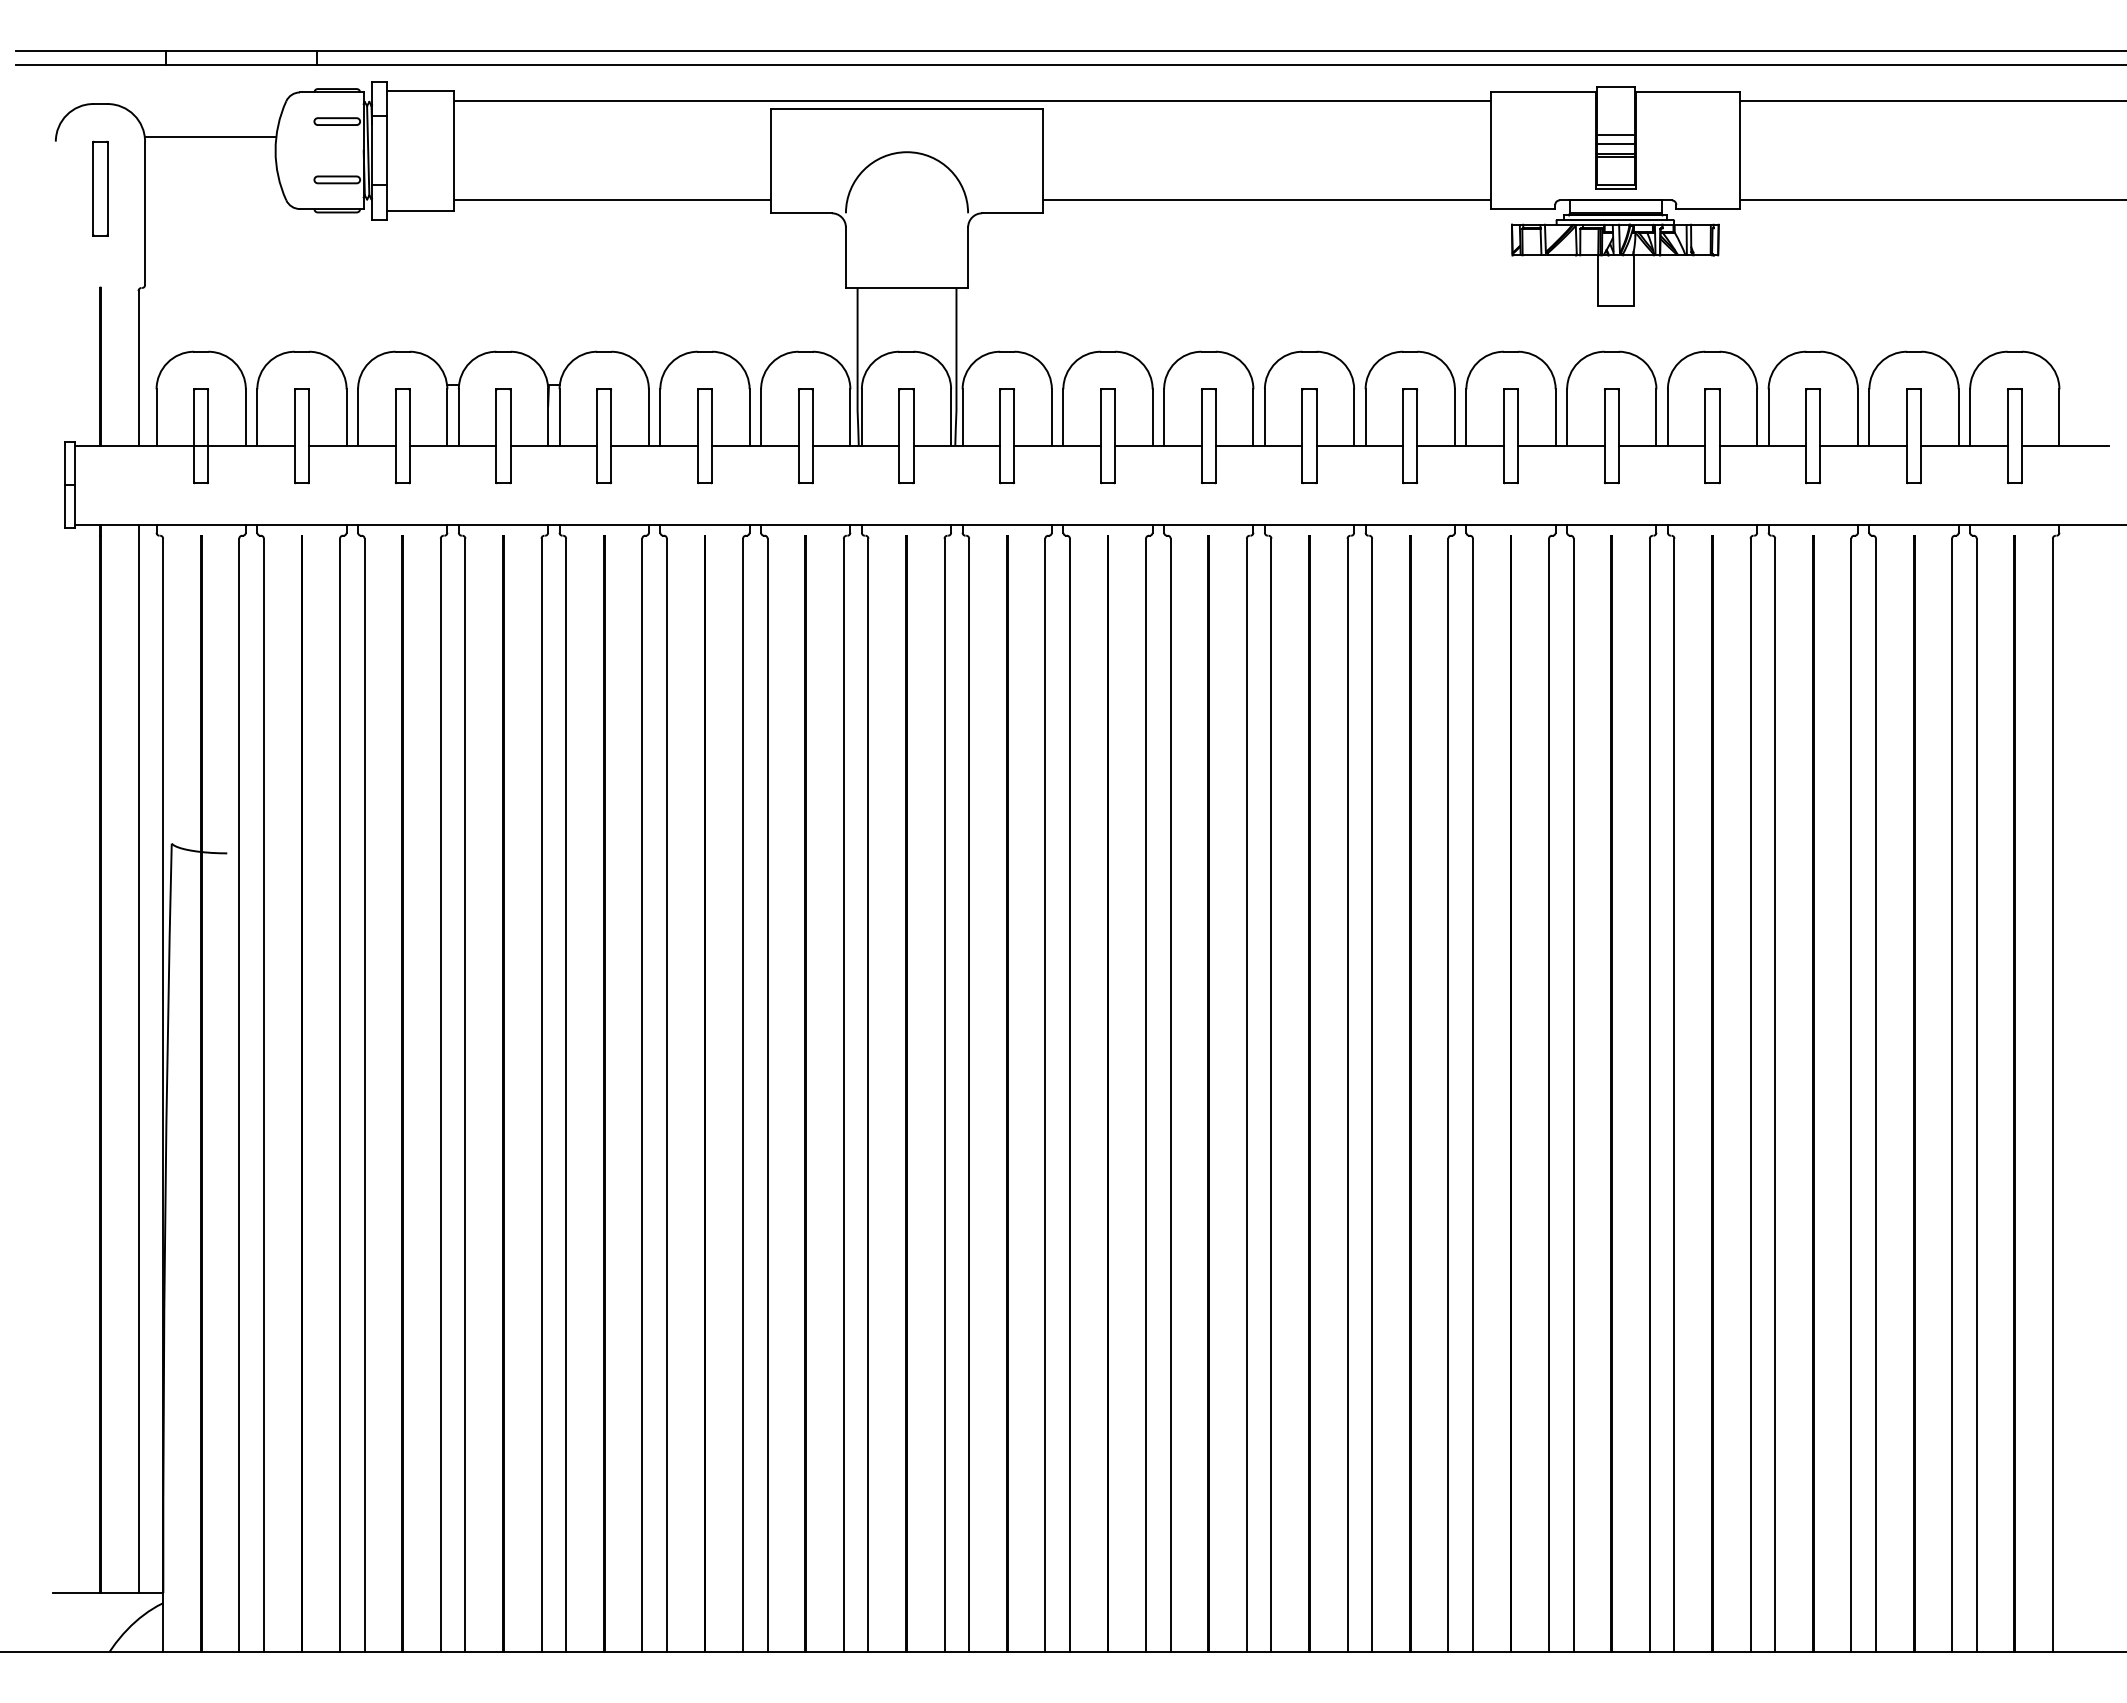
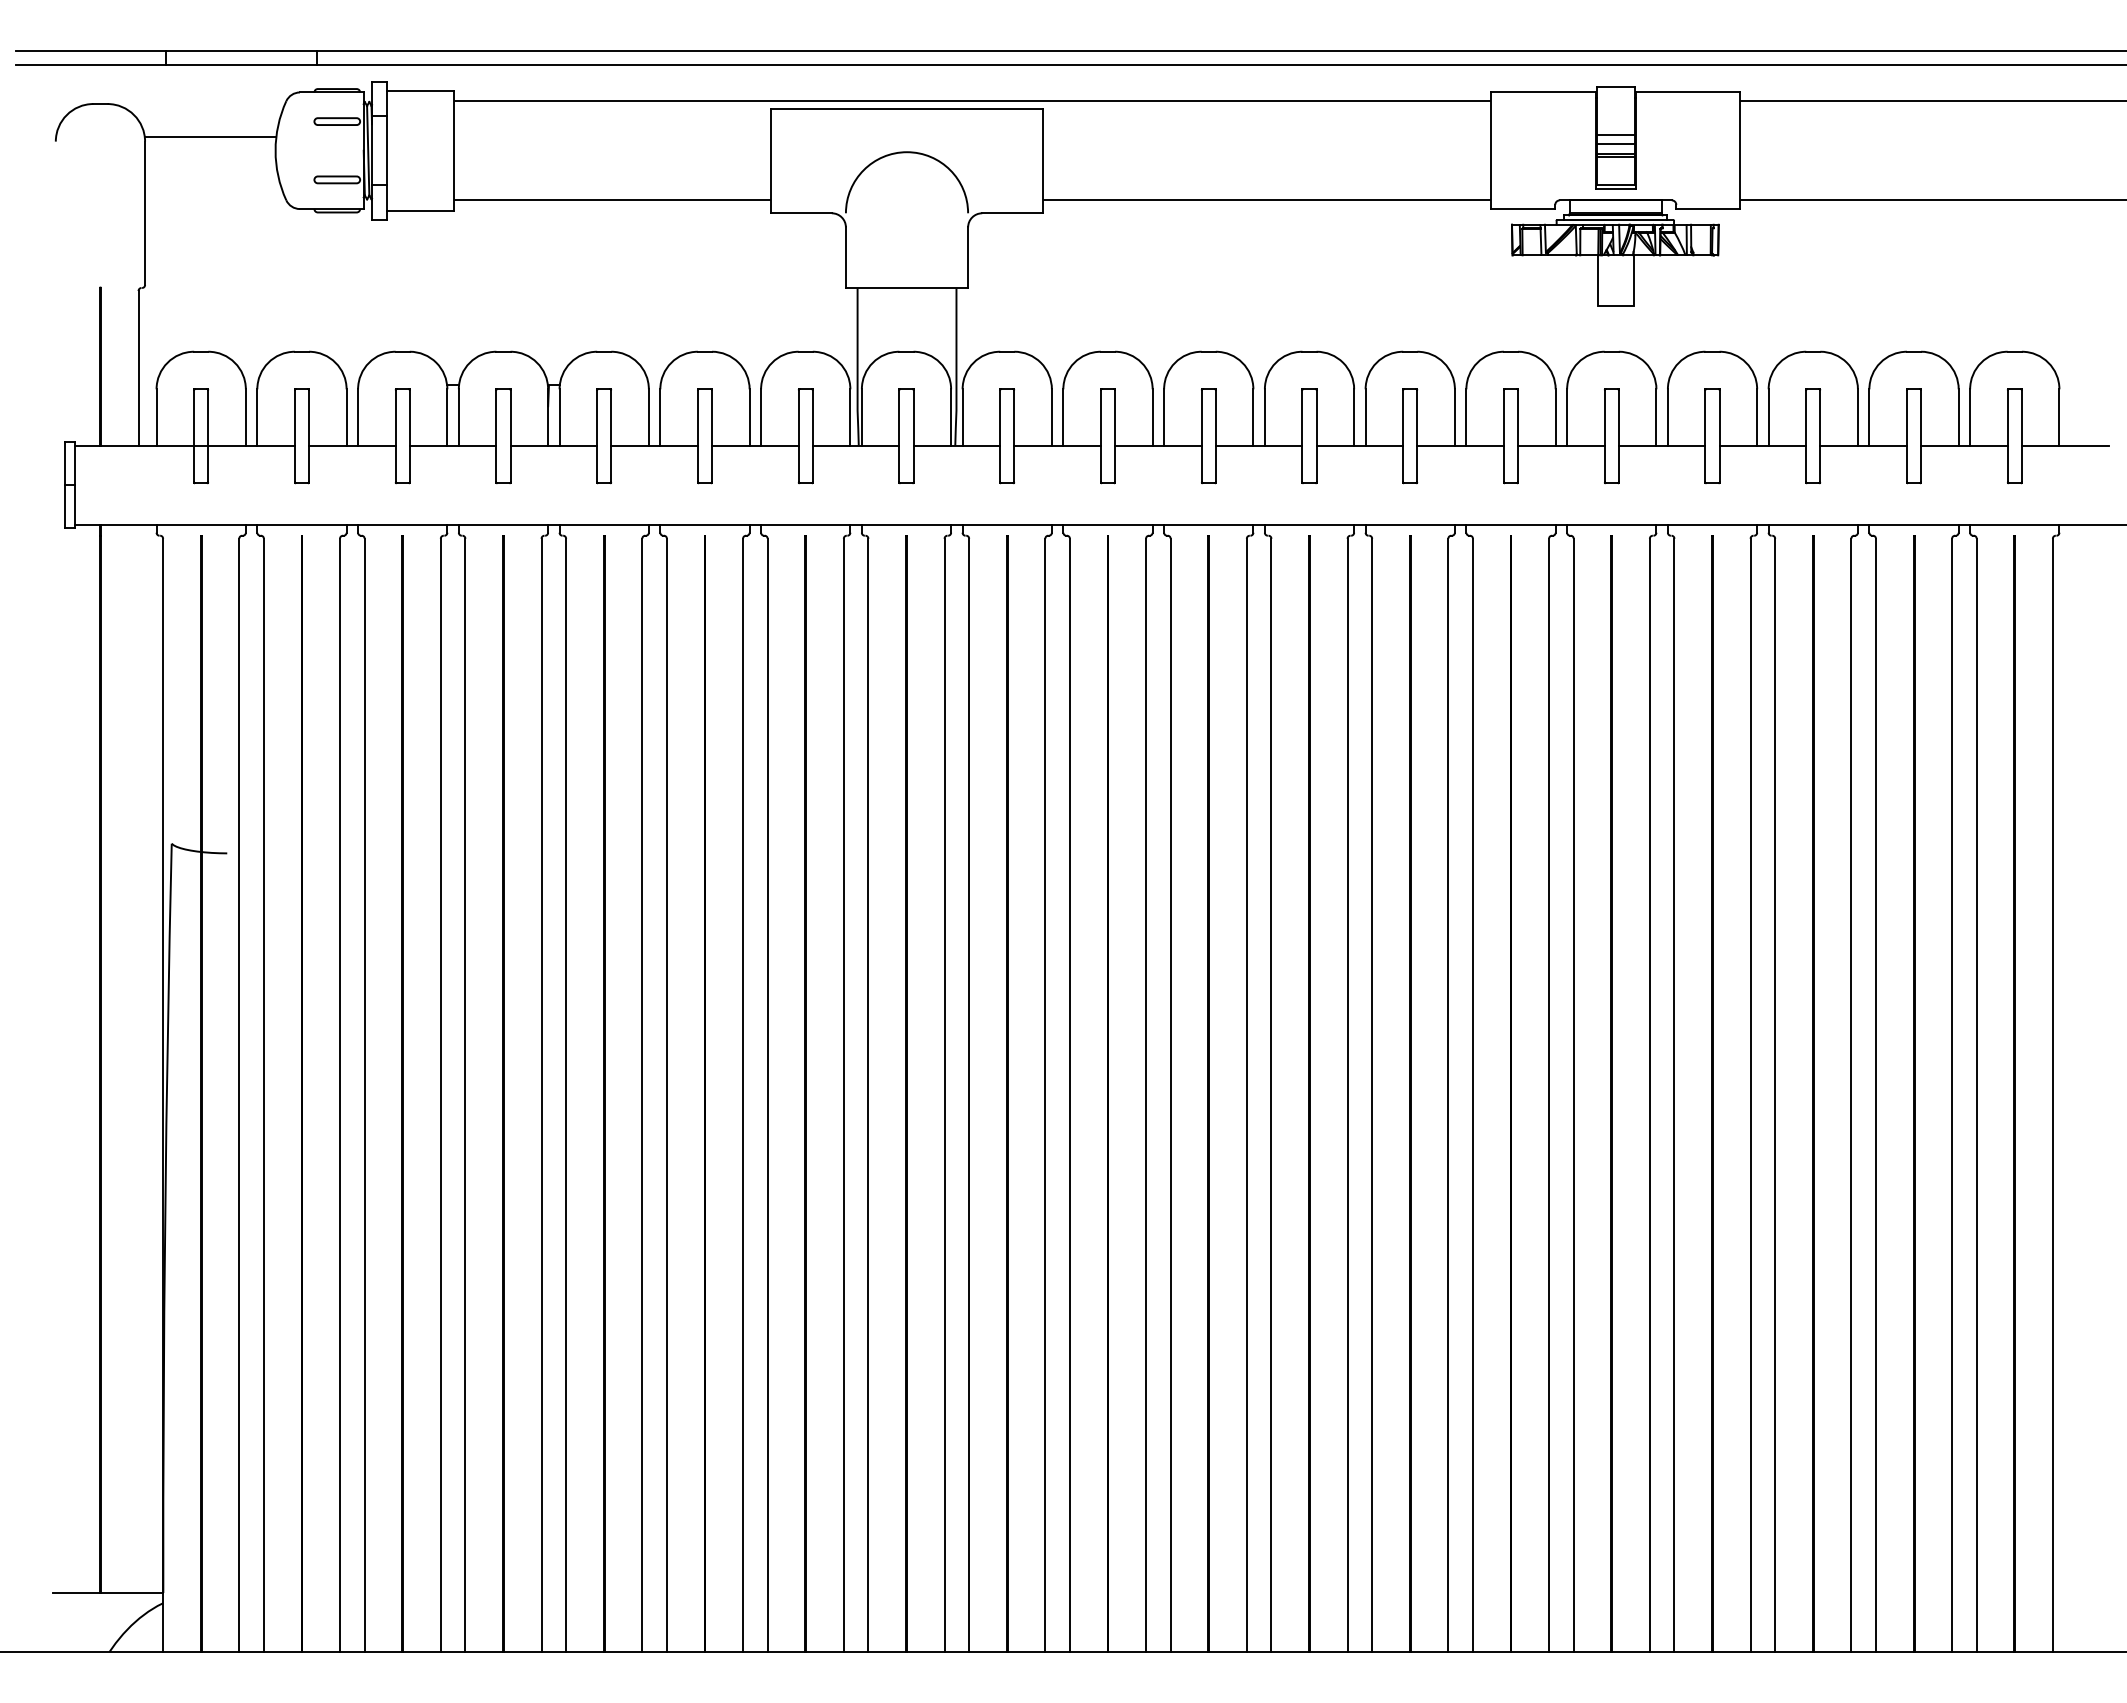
part: present -> none (100, 188)
line: present -> none (138, 1058)
